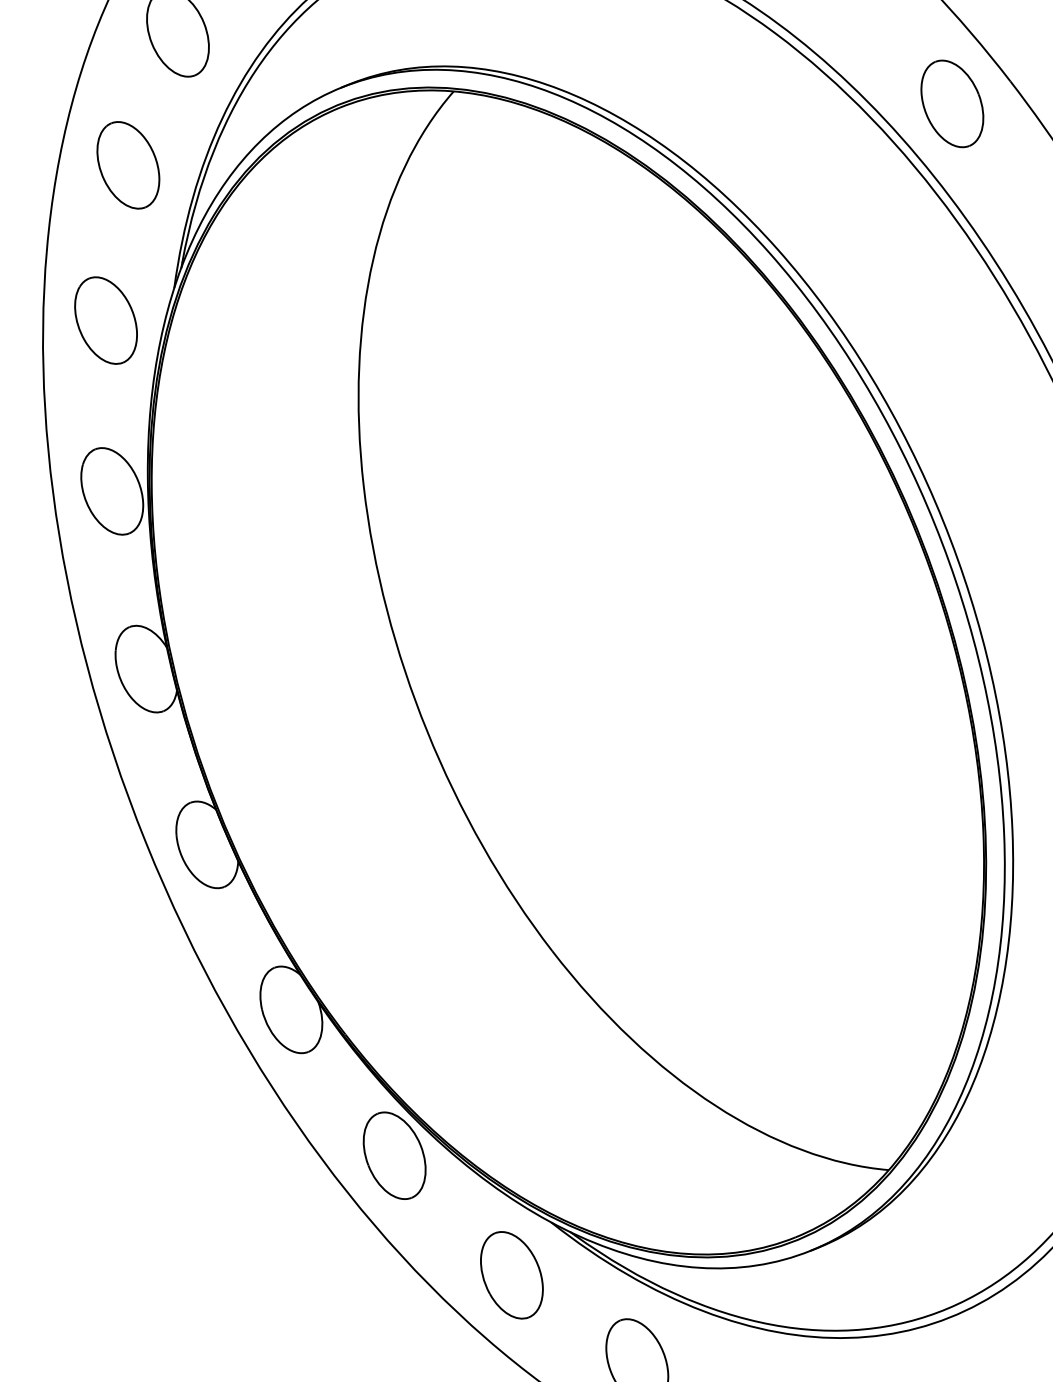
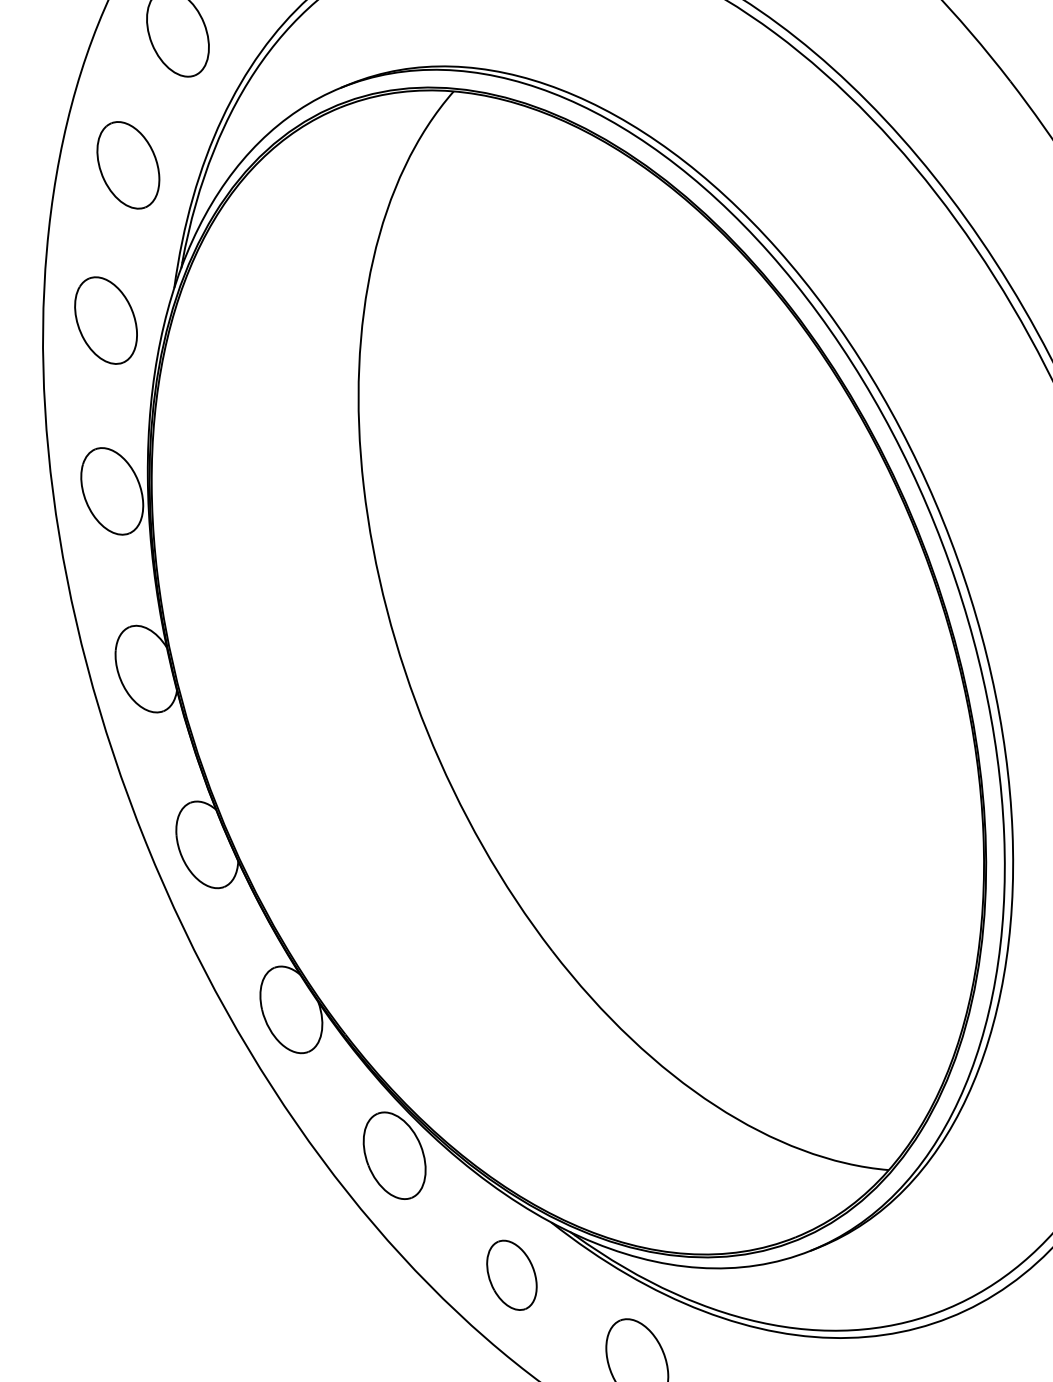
part: present -> none (952, 103)
part size: 64x89 px -> 52x72 px (511, 1274)
